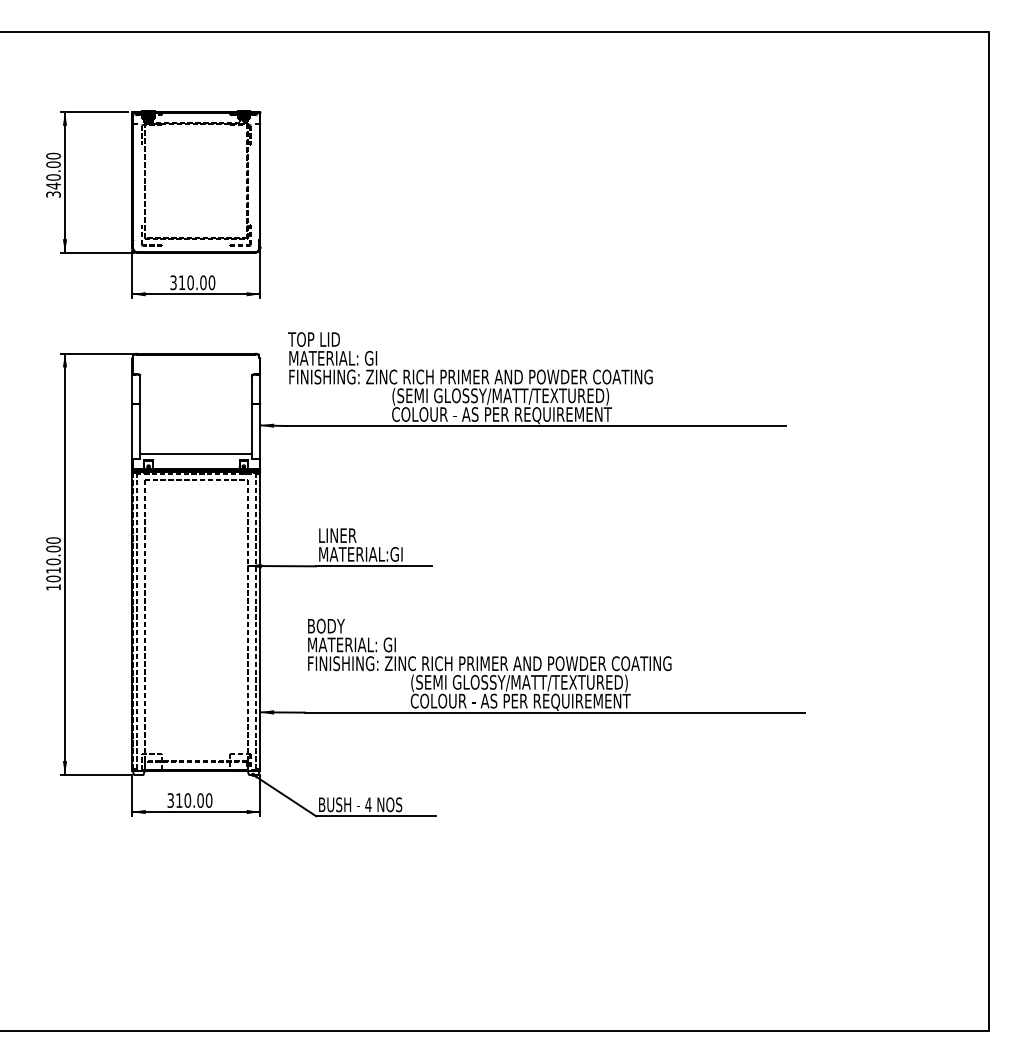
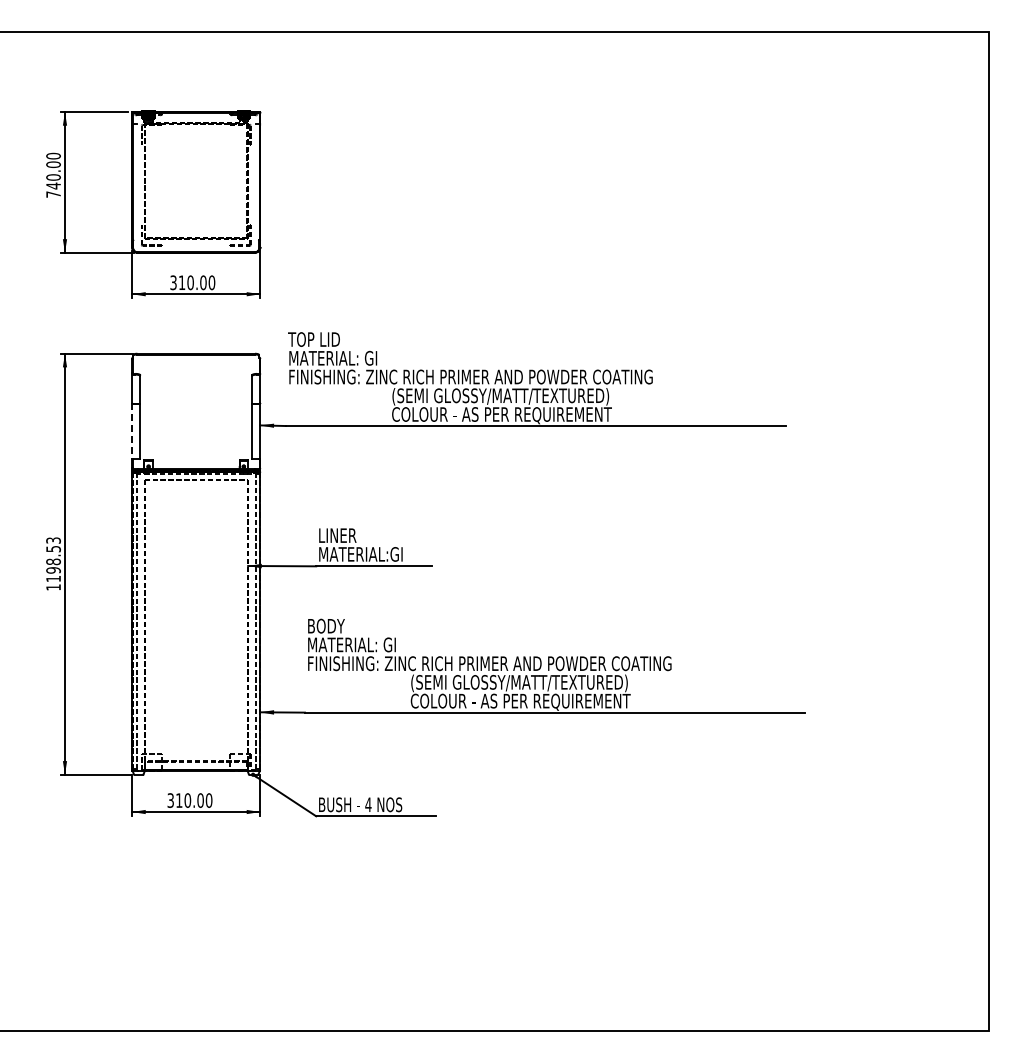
text: 340.00 -> 740.00 (53, 194)
line: solid -> dashed (132, 430)
line: present -> none (196, 453)
text: 1010.00 -> 1198.53 (53, 559)
